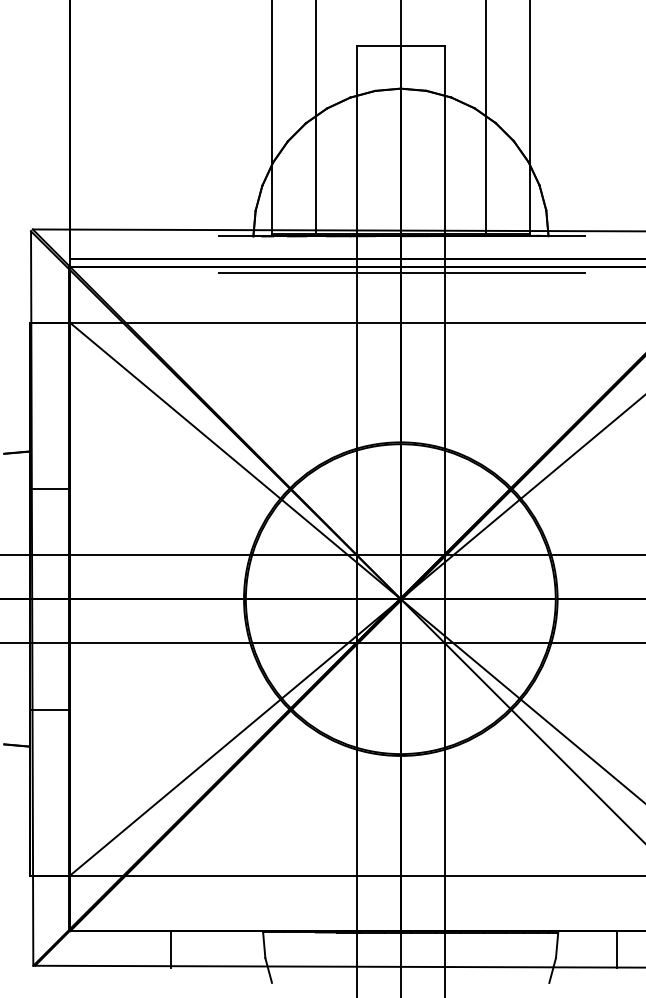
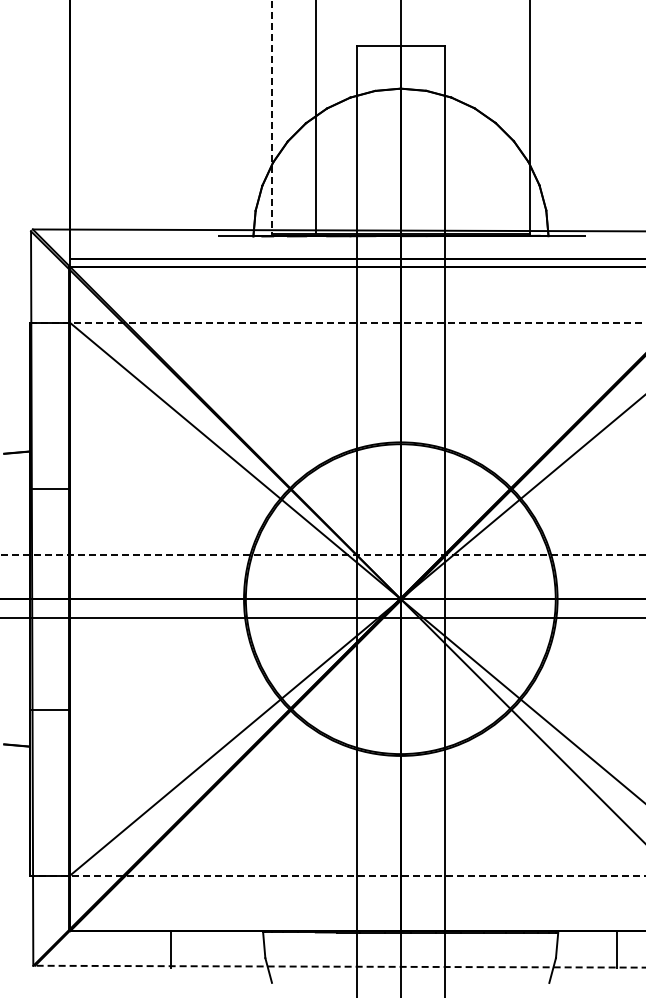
line: solid -> dashed (271, 117)
line: present -> none (485, 118)
line: present -> none (401, 273)
line: solid -> dashed (337, 322)
line: solid -> dashed (323, 554)
line position: (322, 643) -> (322, 618) (322, 618)
line: solid -> dashed (337, 875)
line: solid -> dashed (339, 966)
